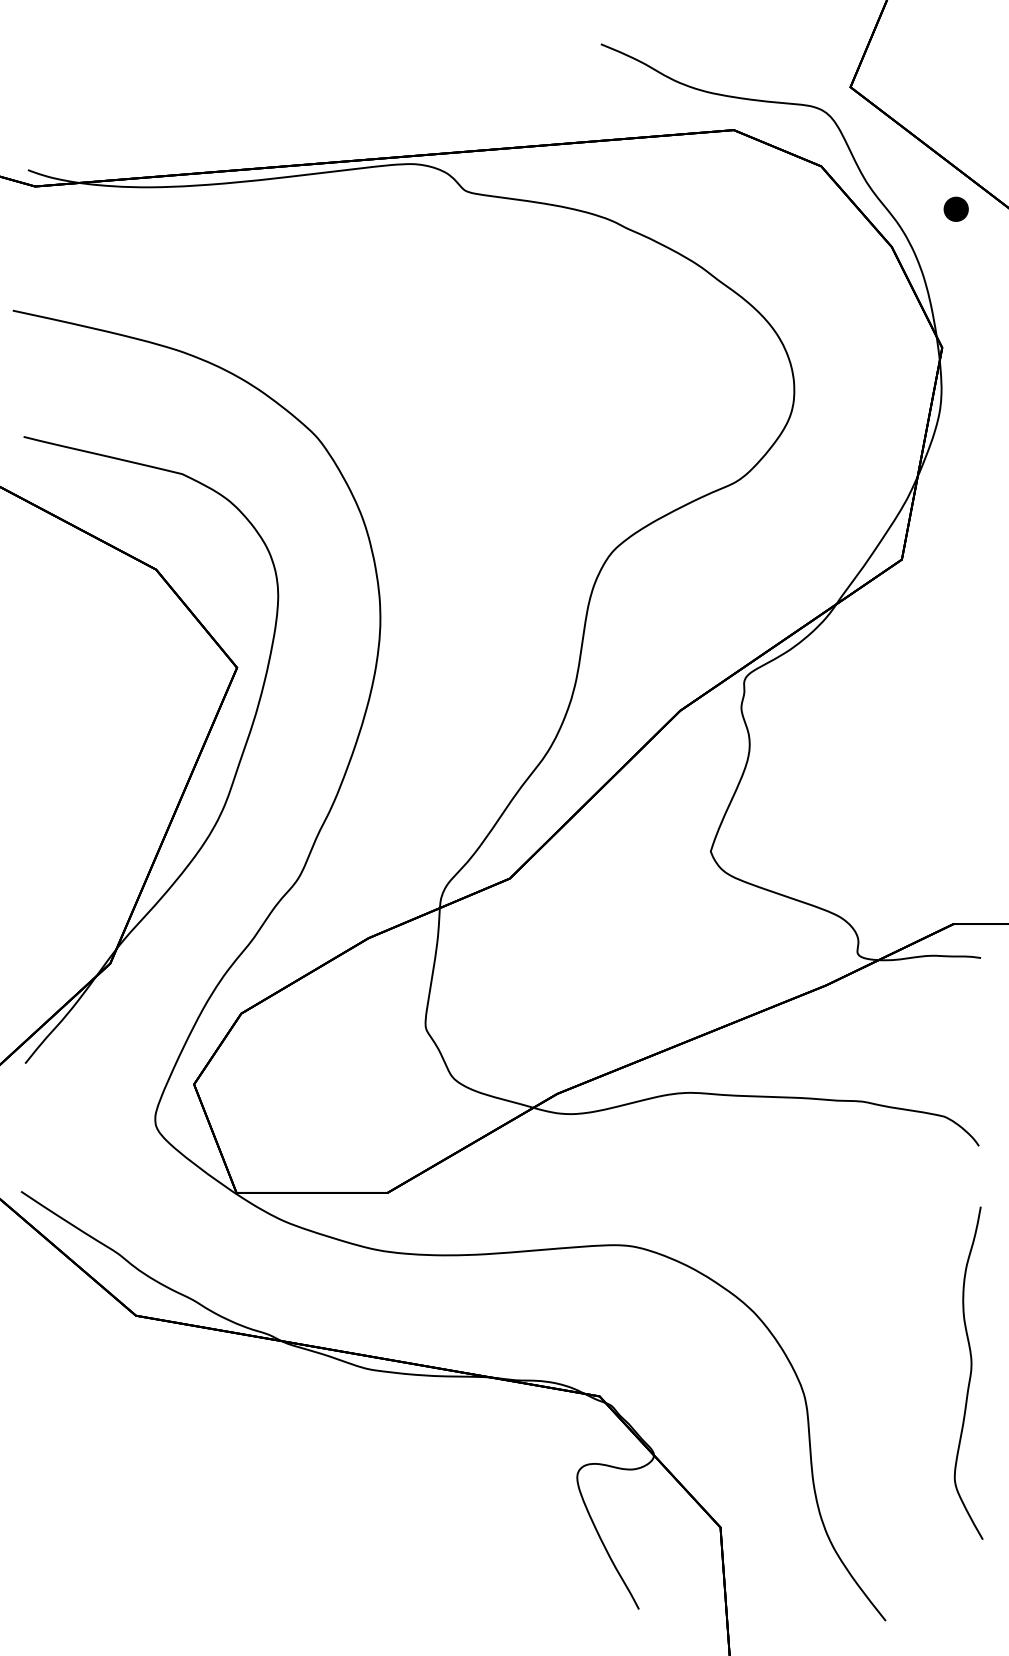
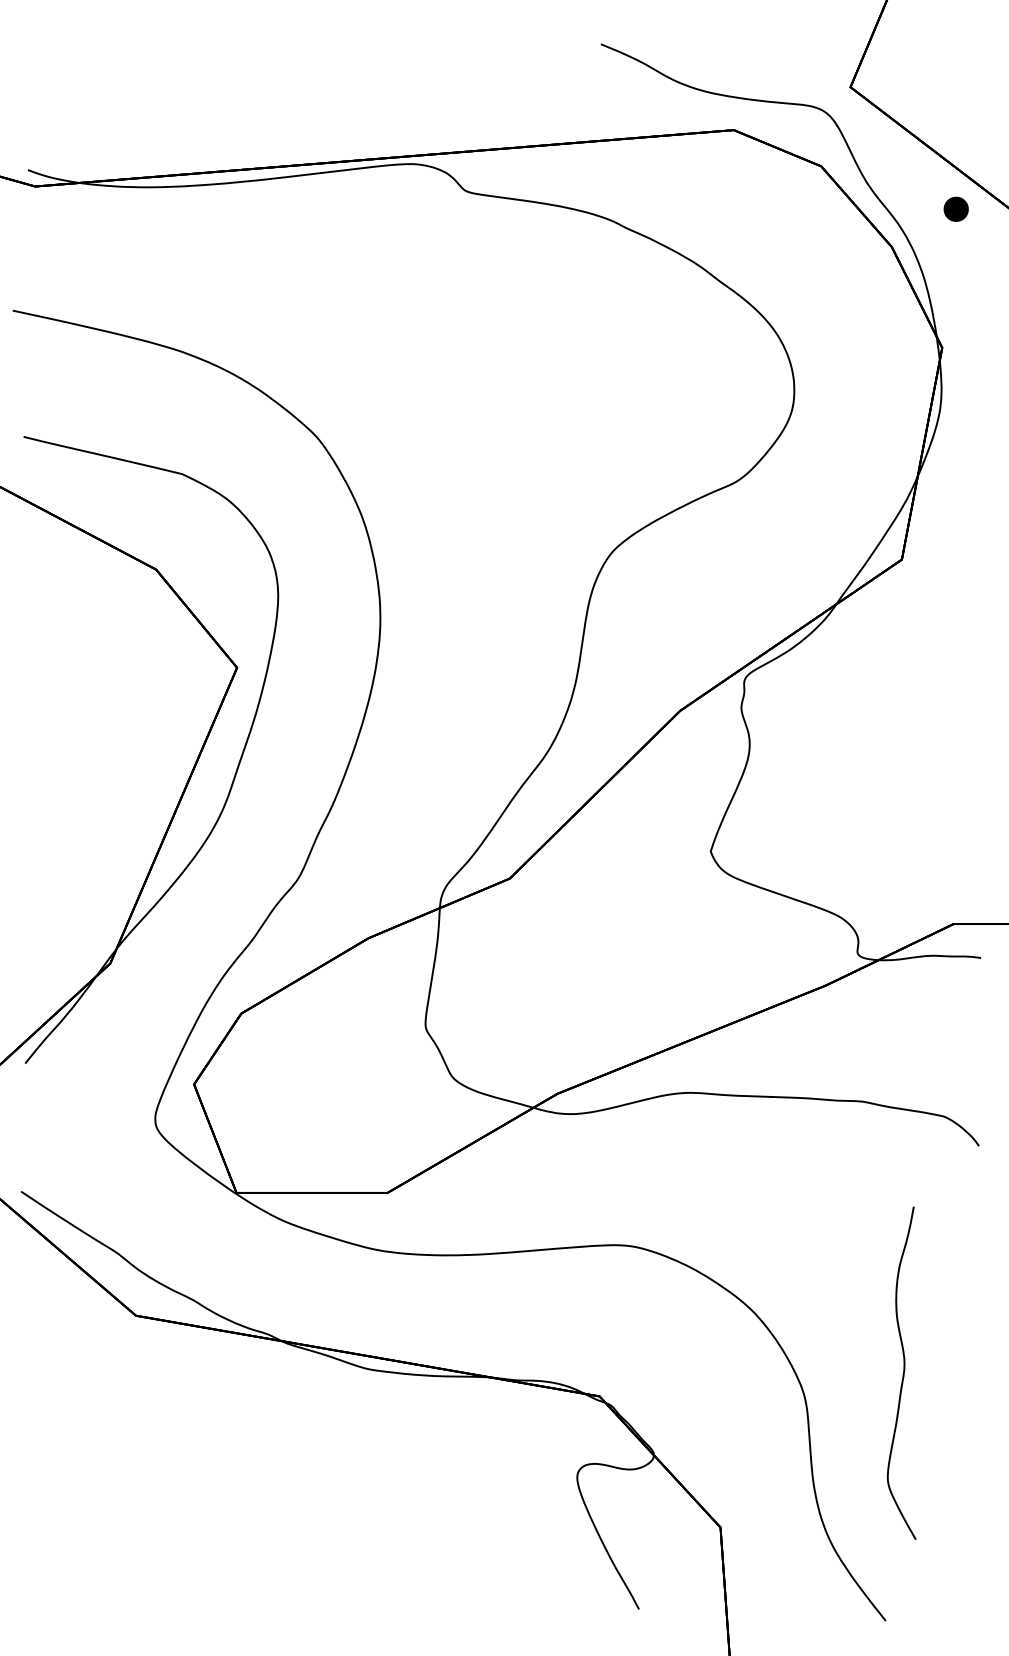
curve position: (970, 1372) -> (903, 1372) (903, 1372)
